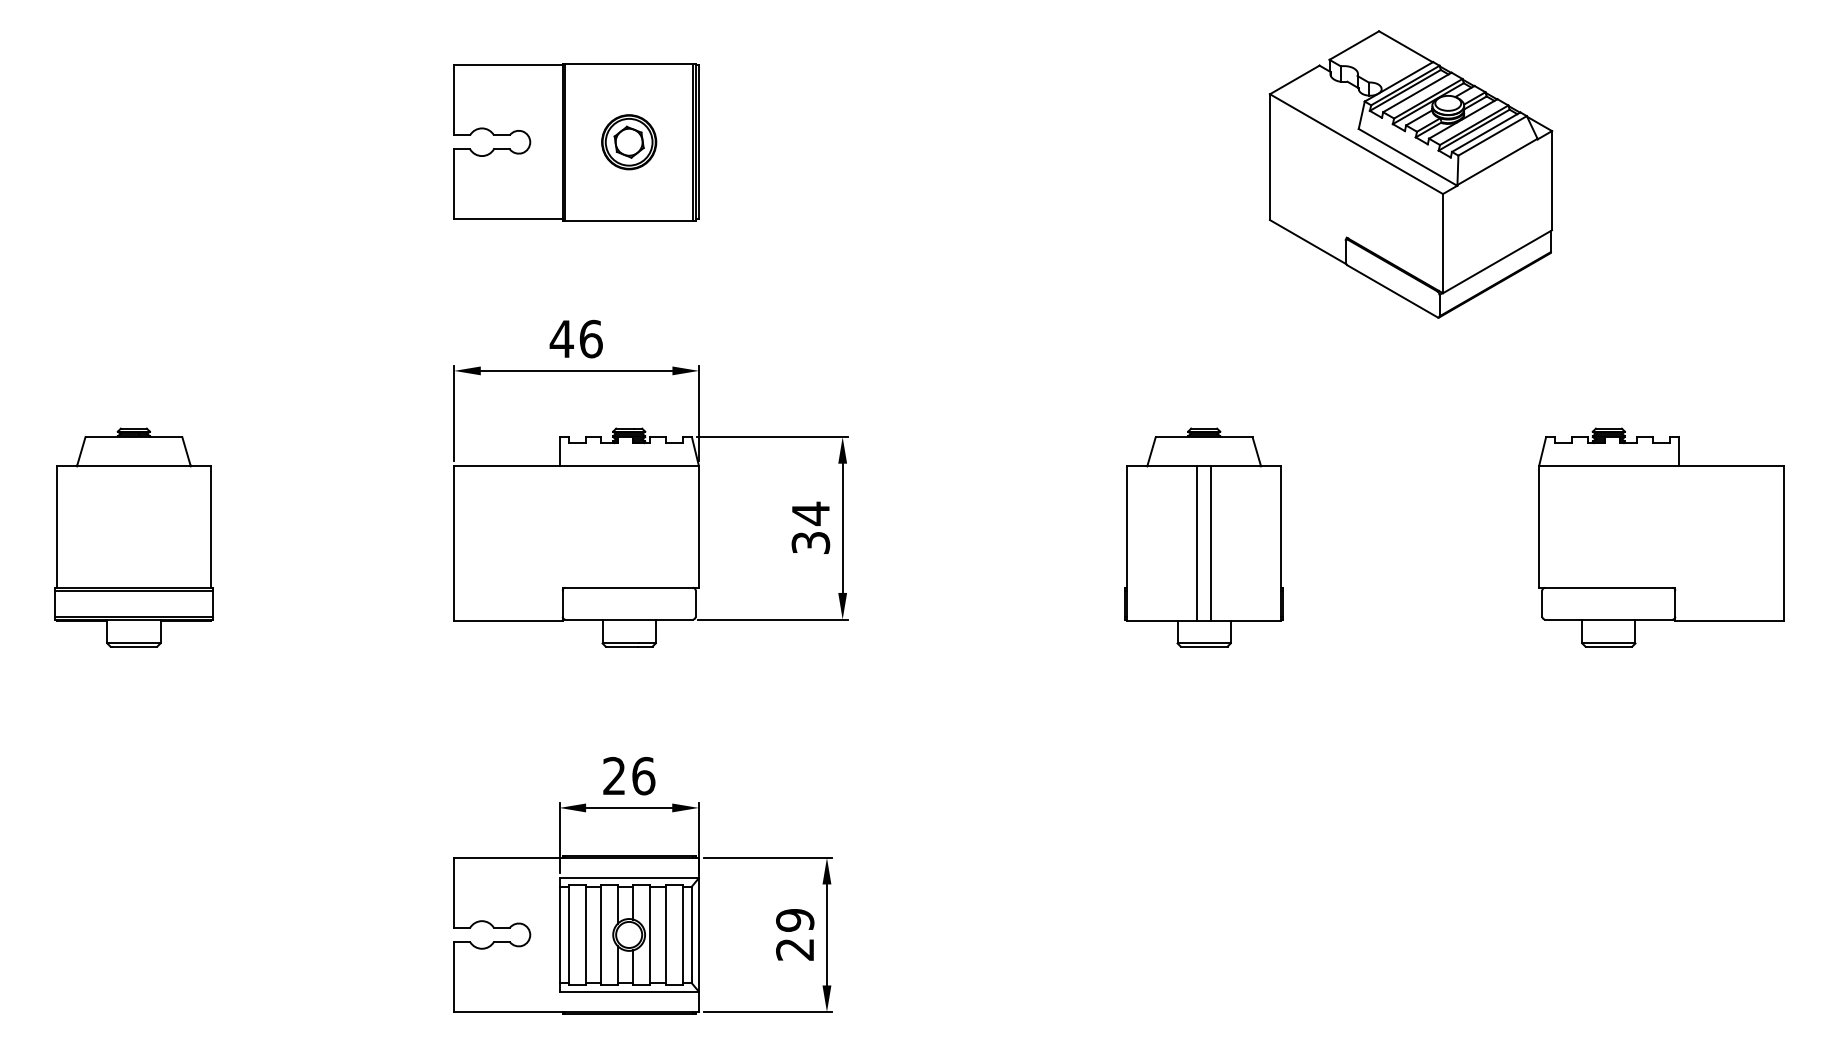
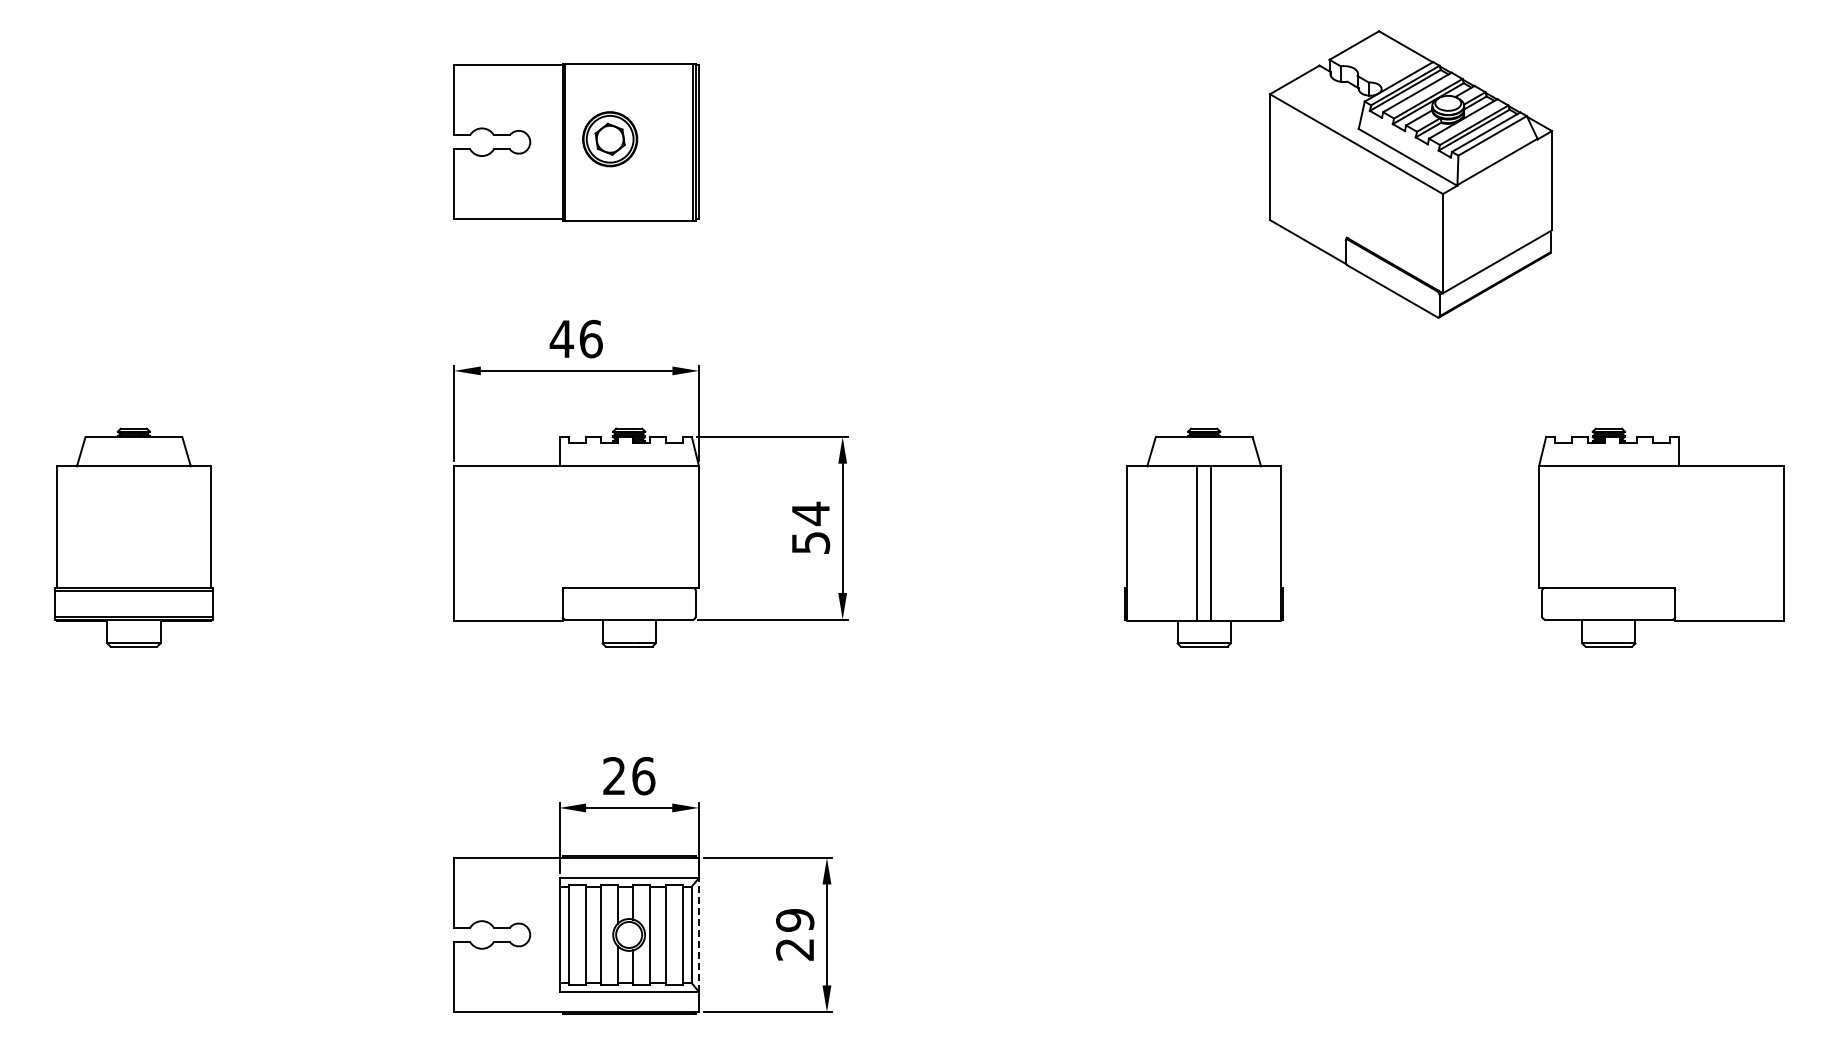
part position: (629, 142) -> (610, 139) (610, 139)
text: 34 -> 54 (810, 542)
line: solid -> dashed (698, 934)
